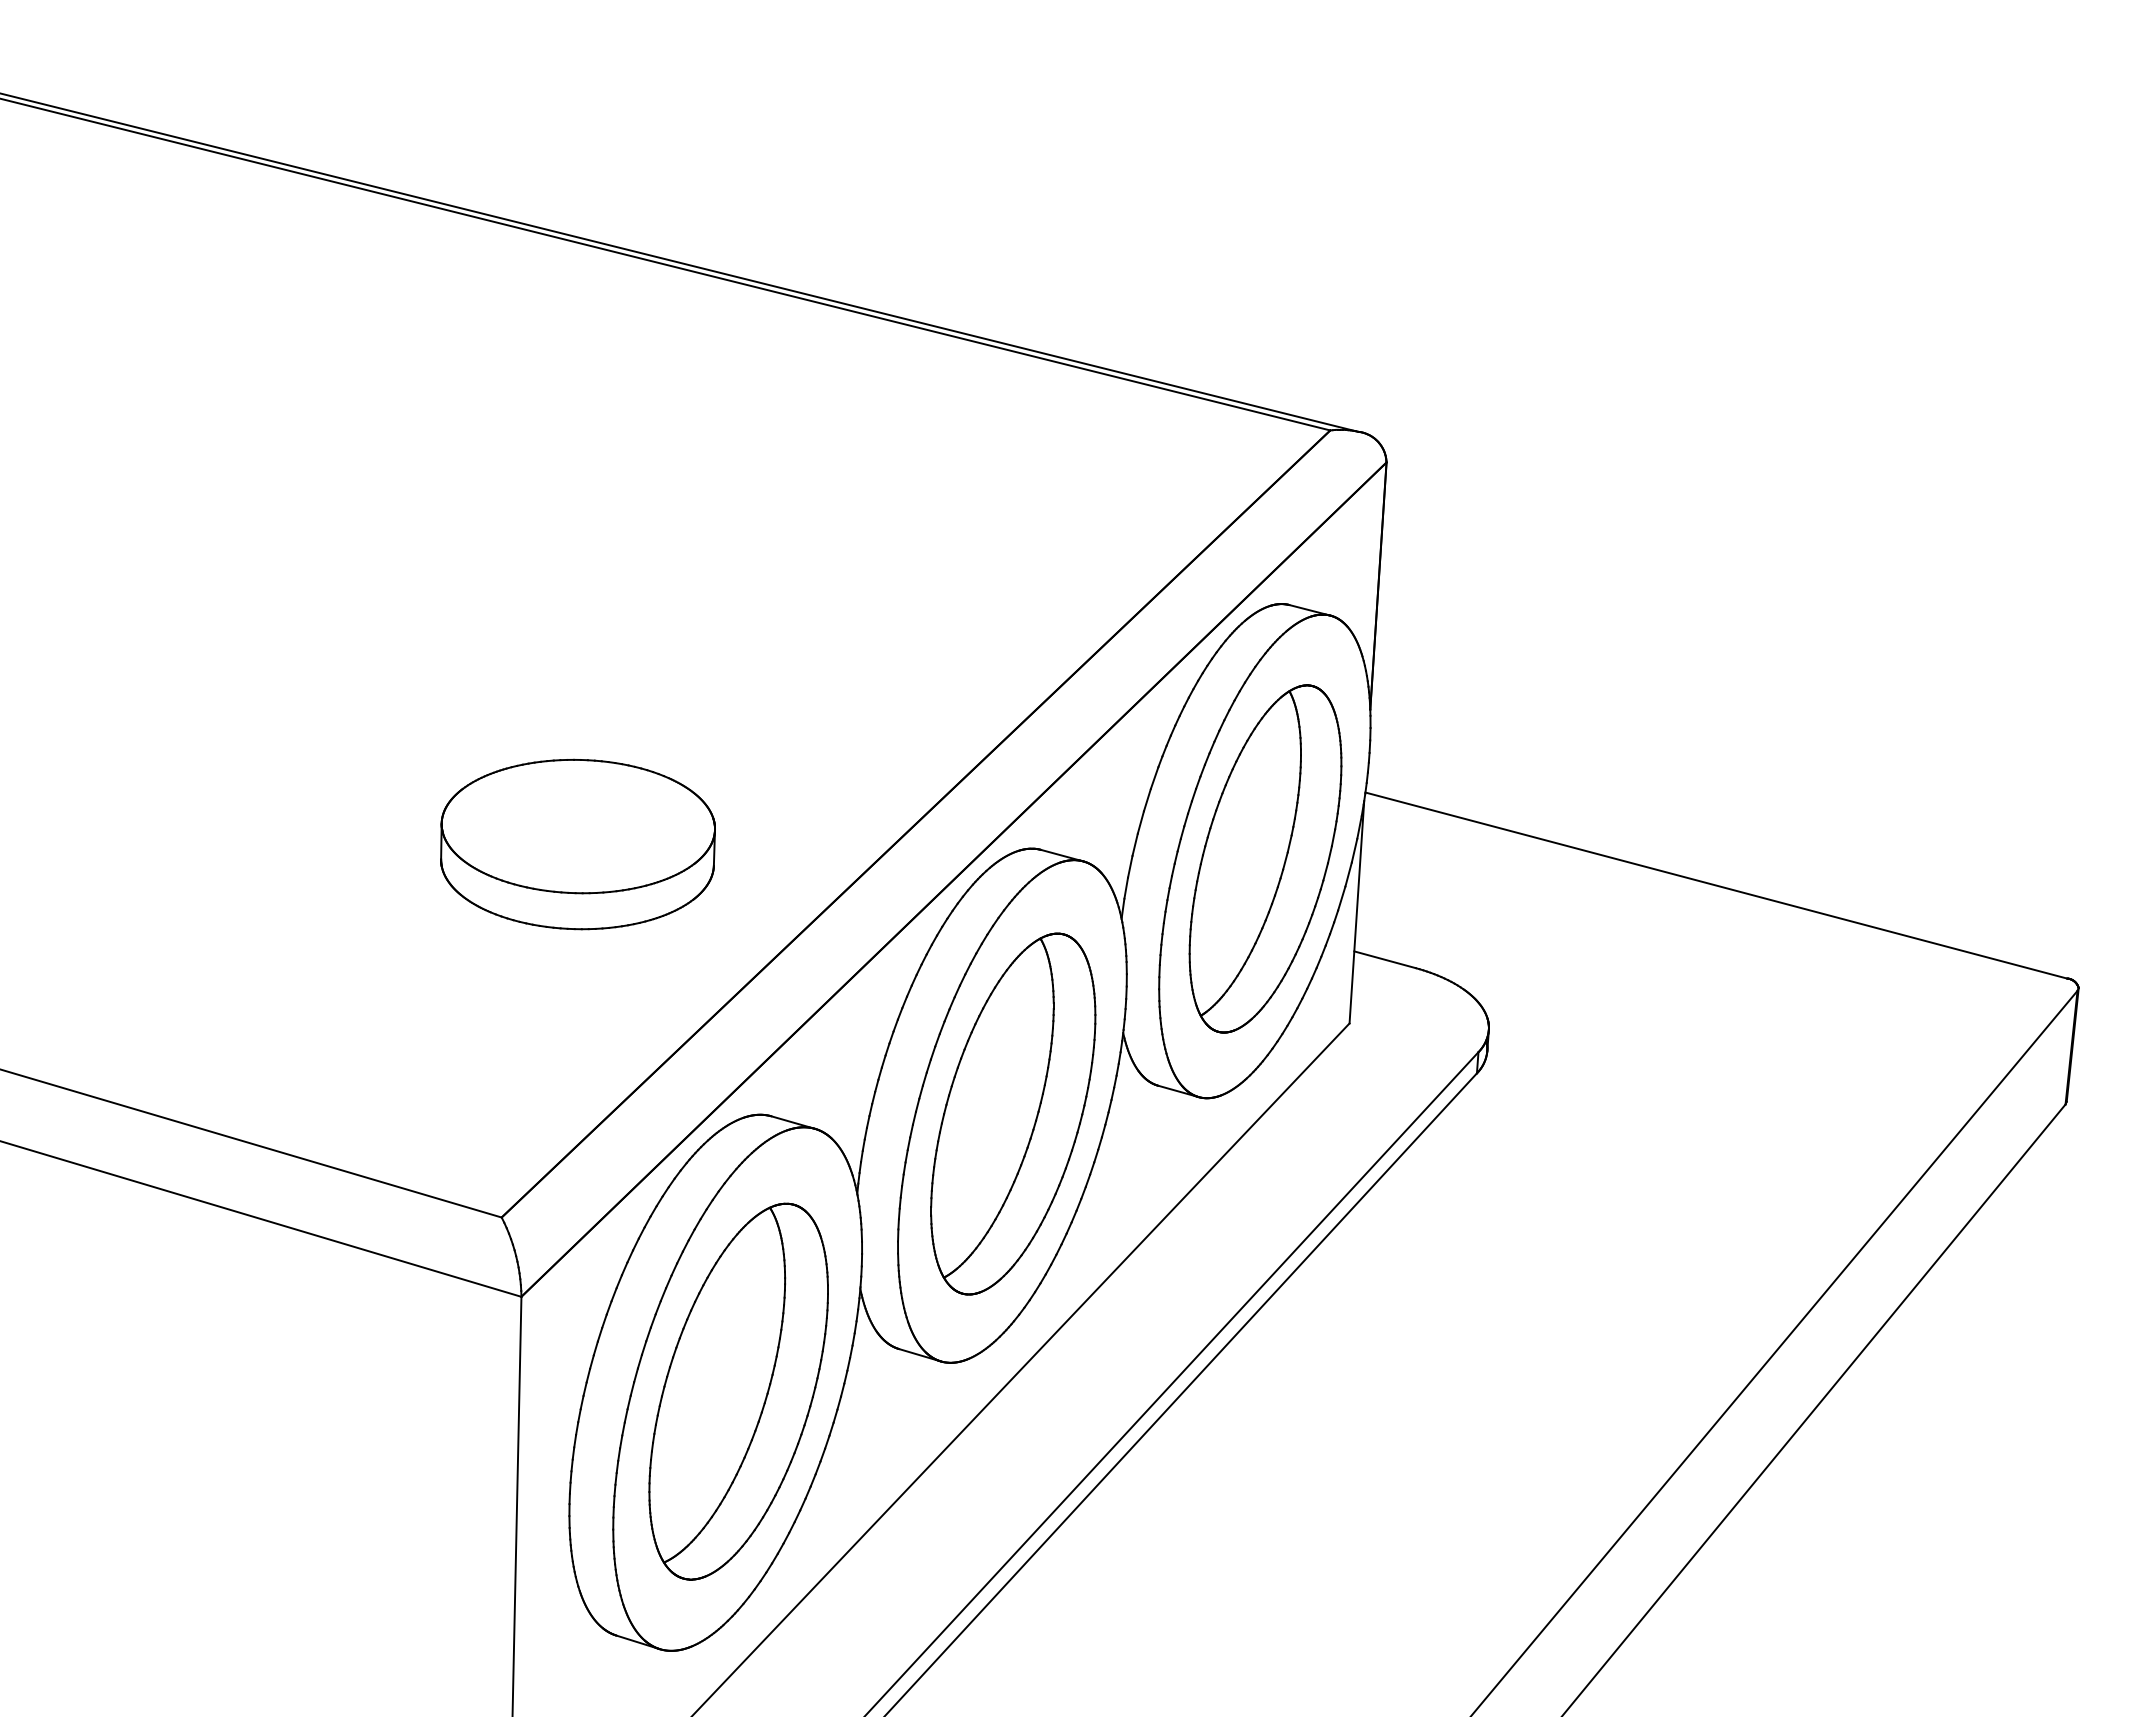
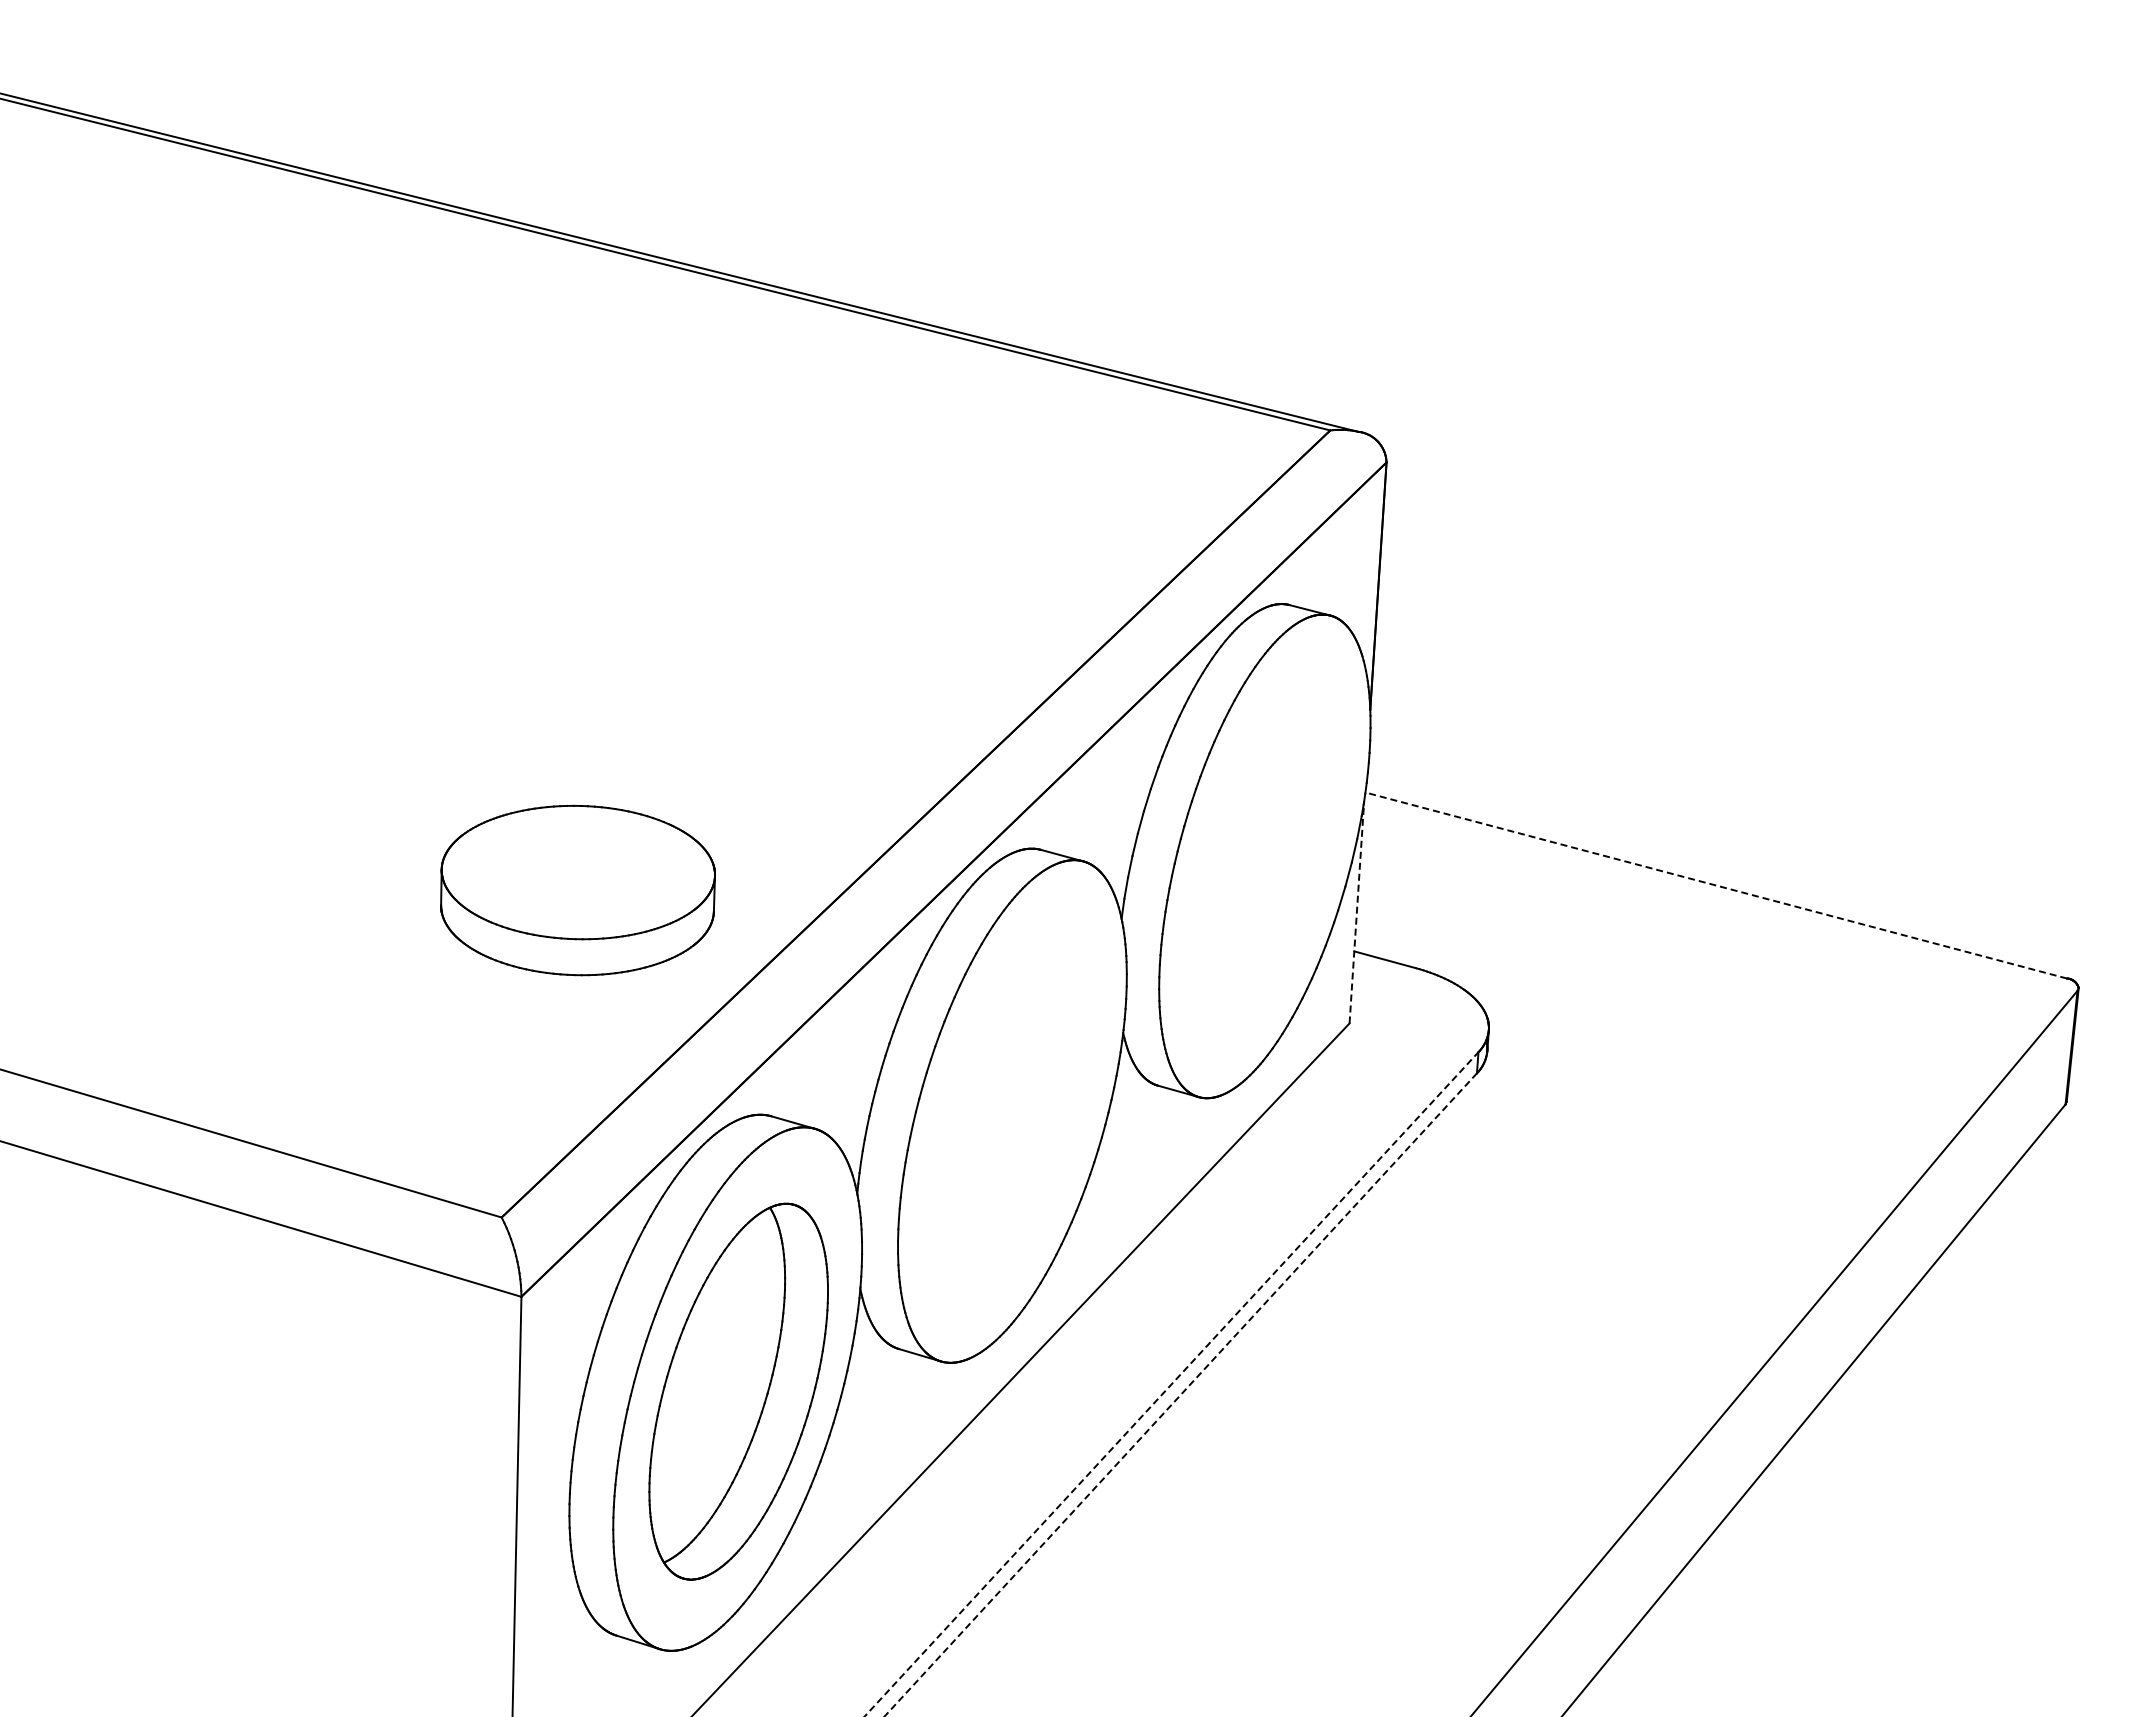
part position: (577, 844) -> (577, 890) (577, 890)
part: present -> none (1265, 858)
line: solid -> dashed (1716, 885)
line: solid -> dashed (1356, 911)
part: present -> none (1013, 1113)
line: solid -> dashed (1171, 1384)
line: solid -> dashed (1180, 1394)
